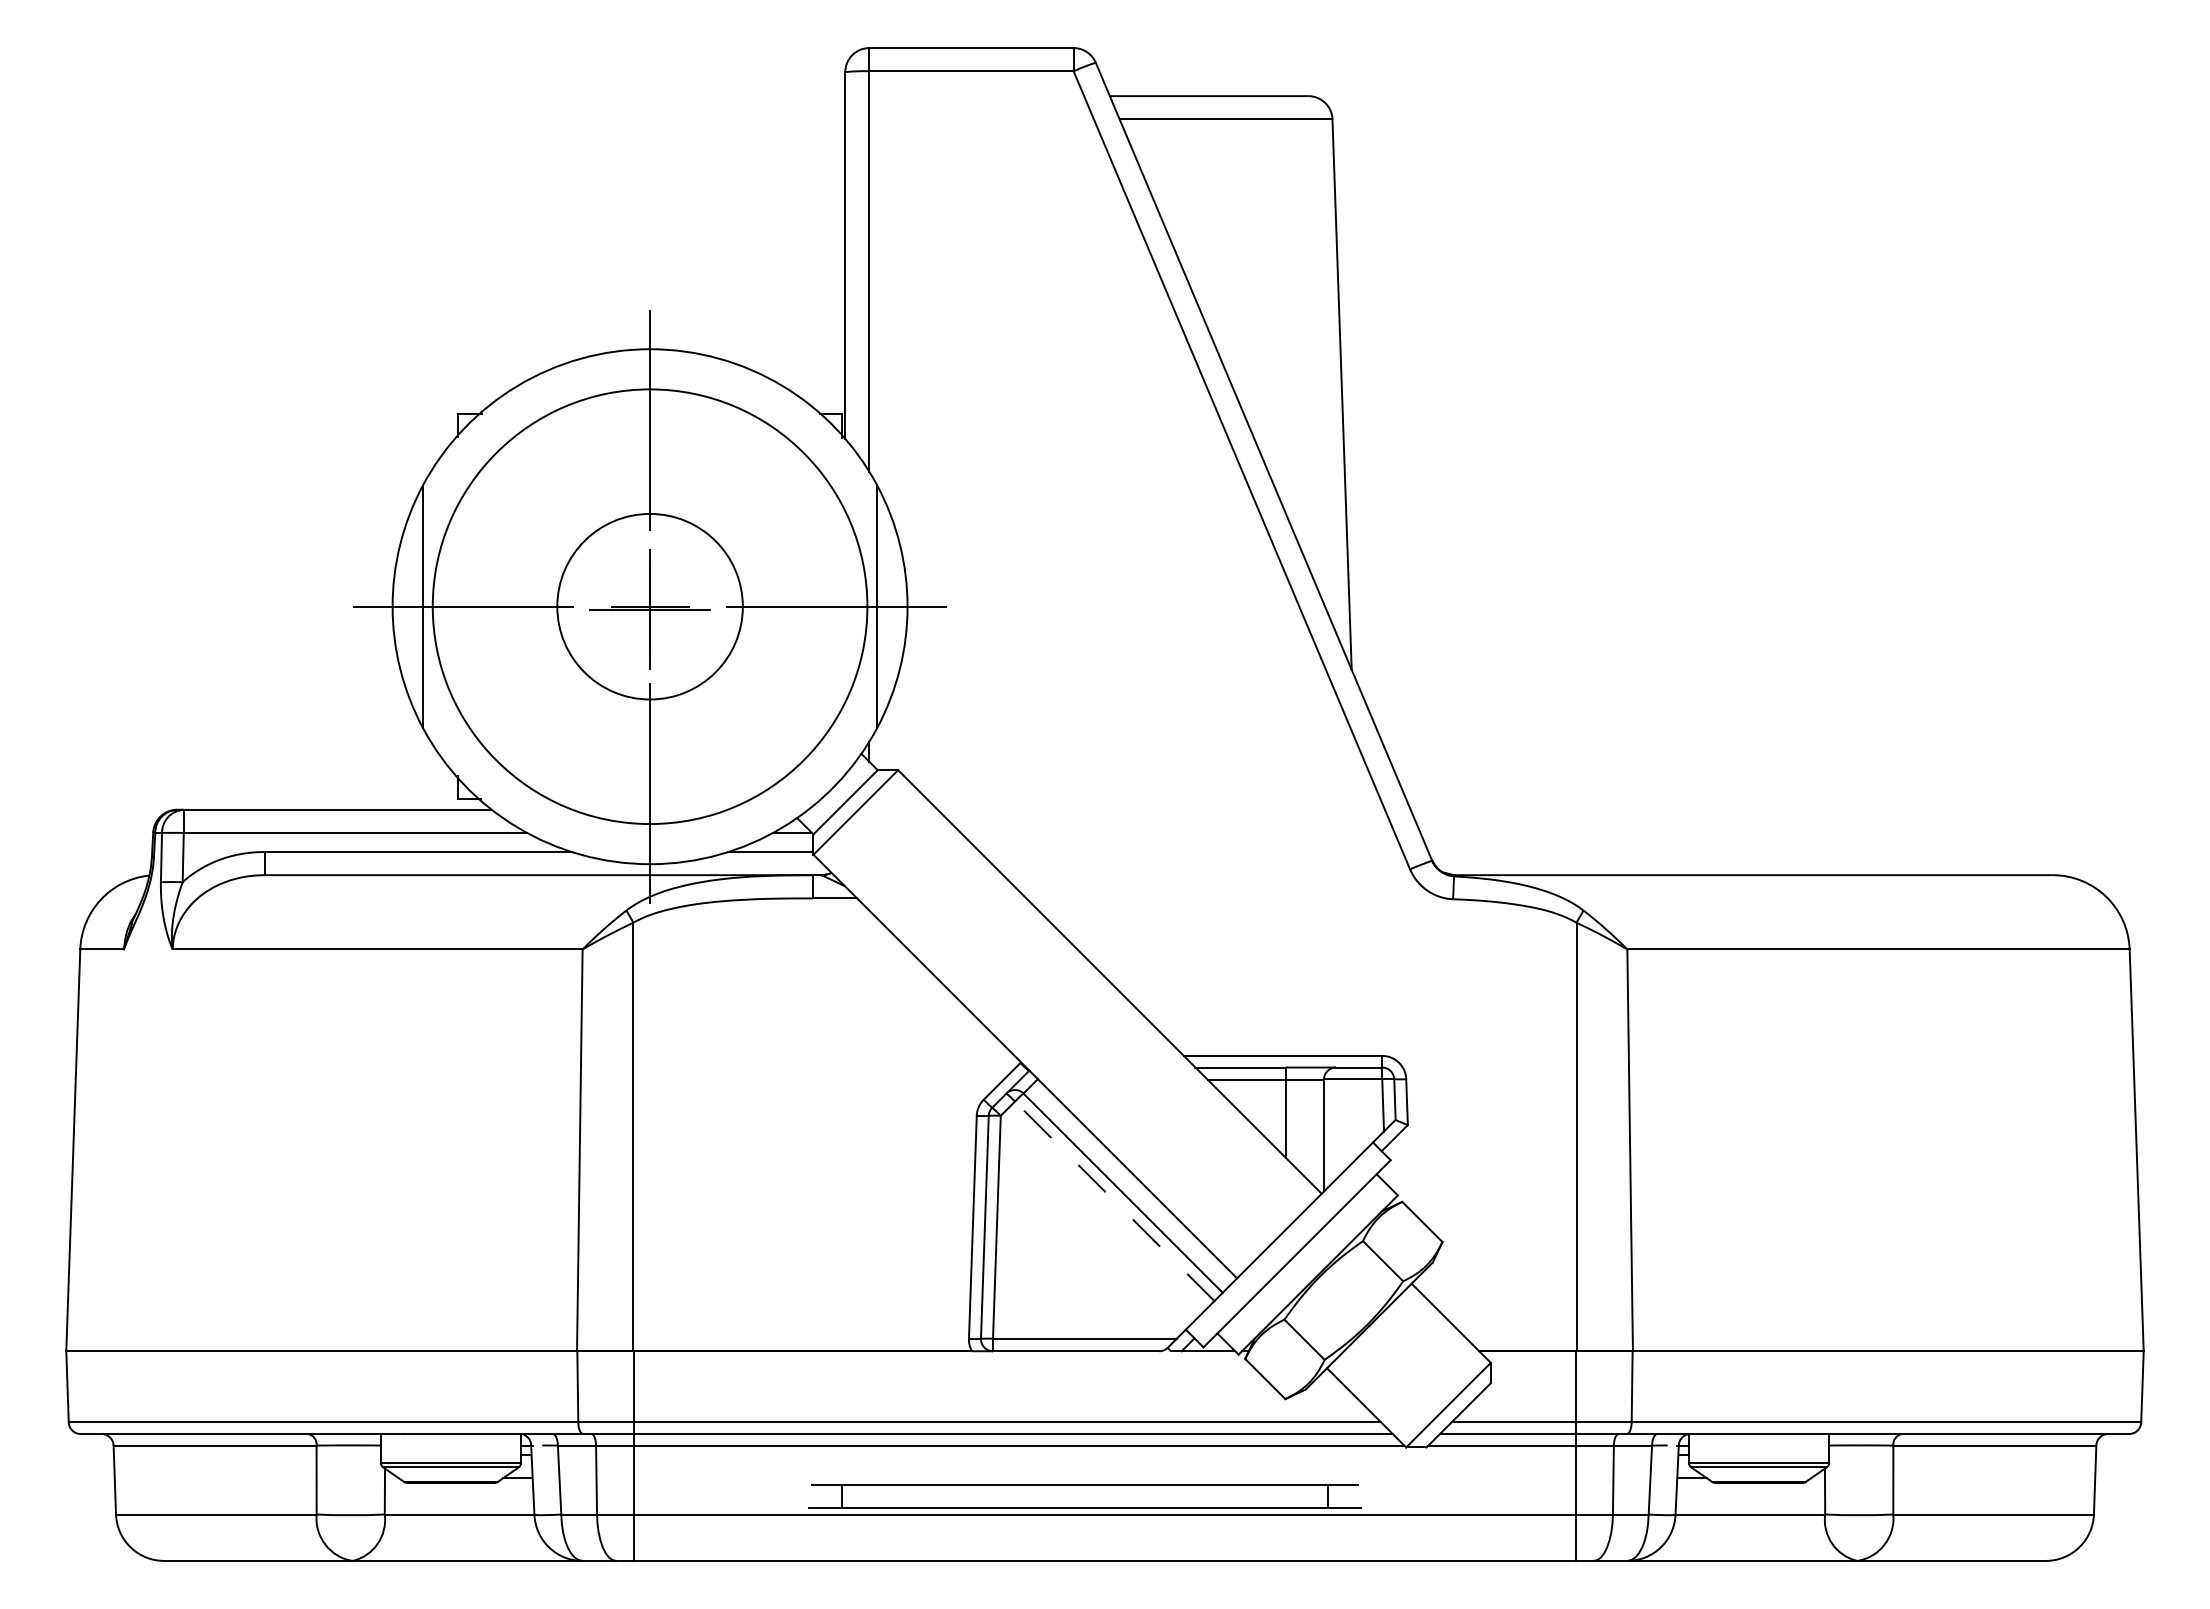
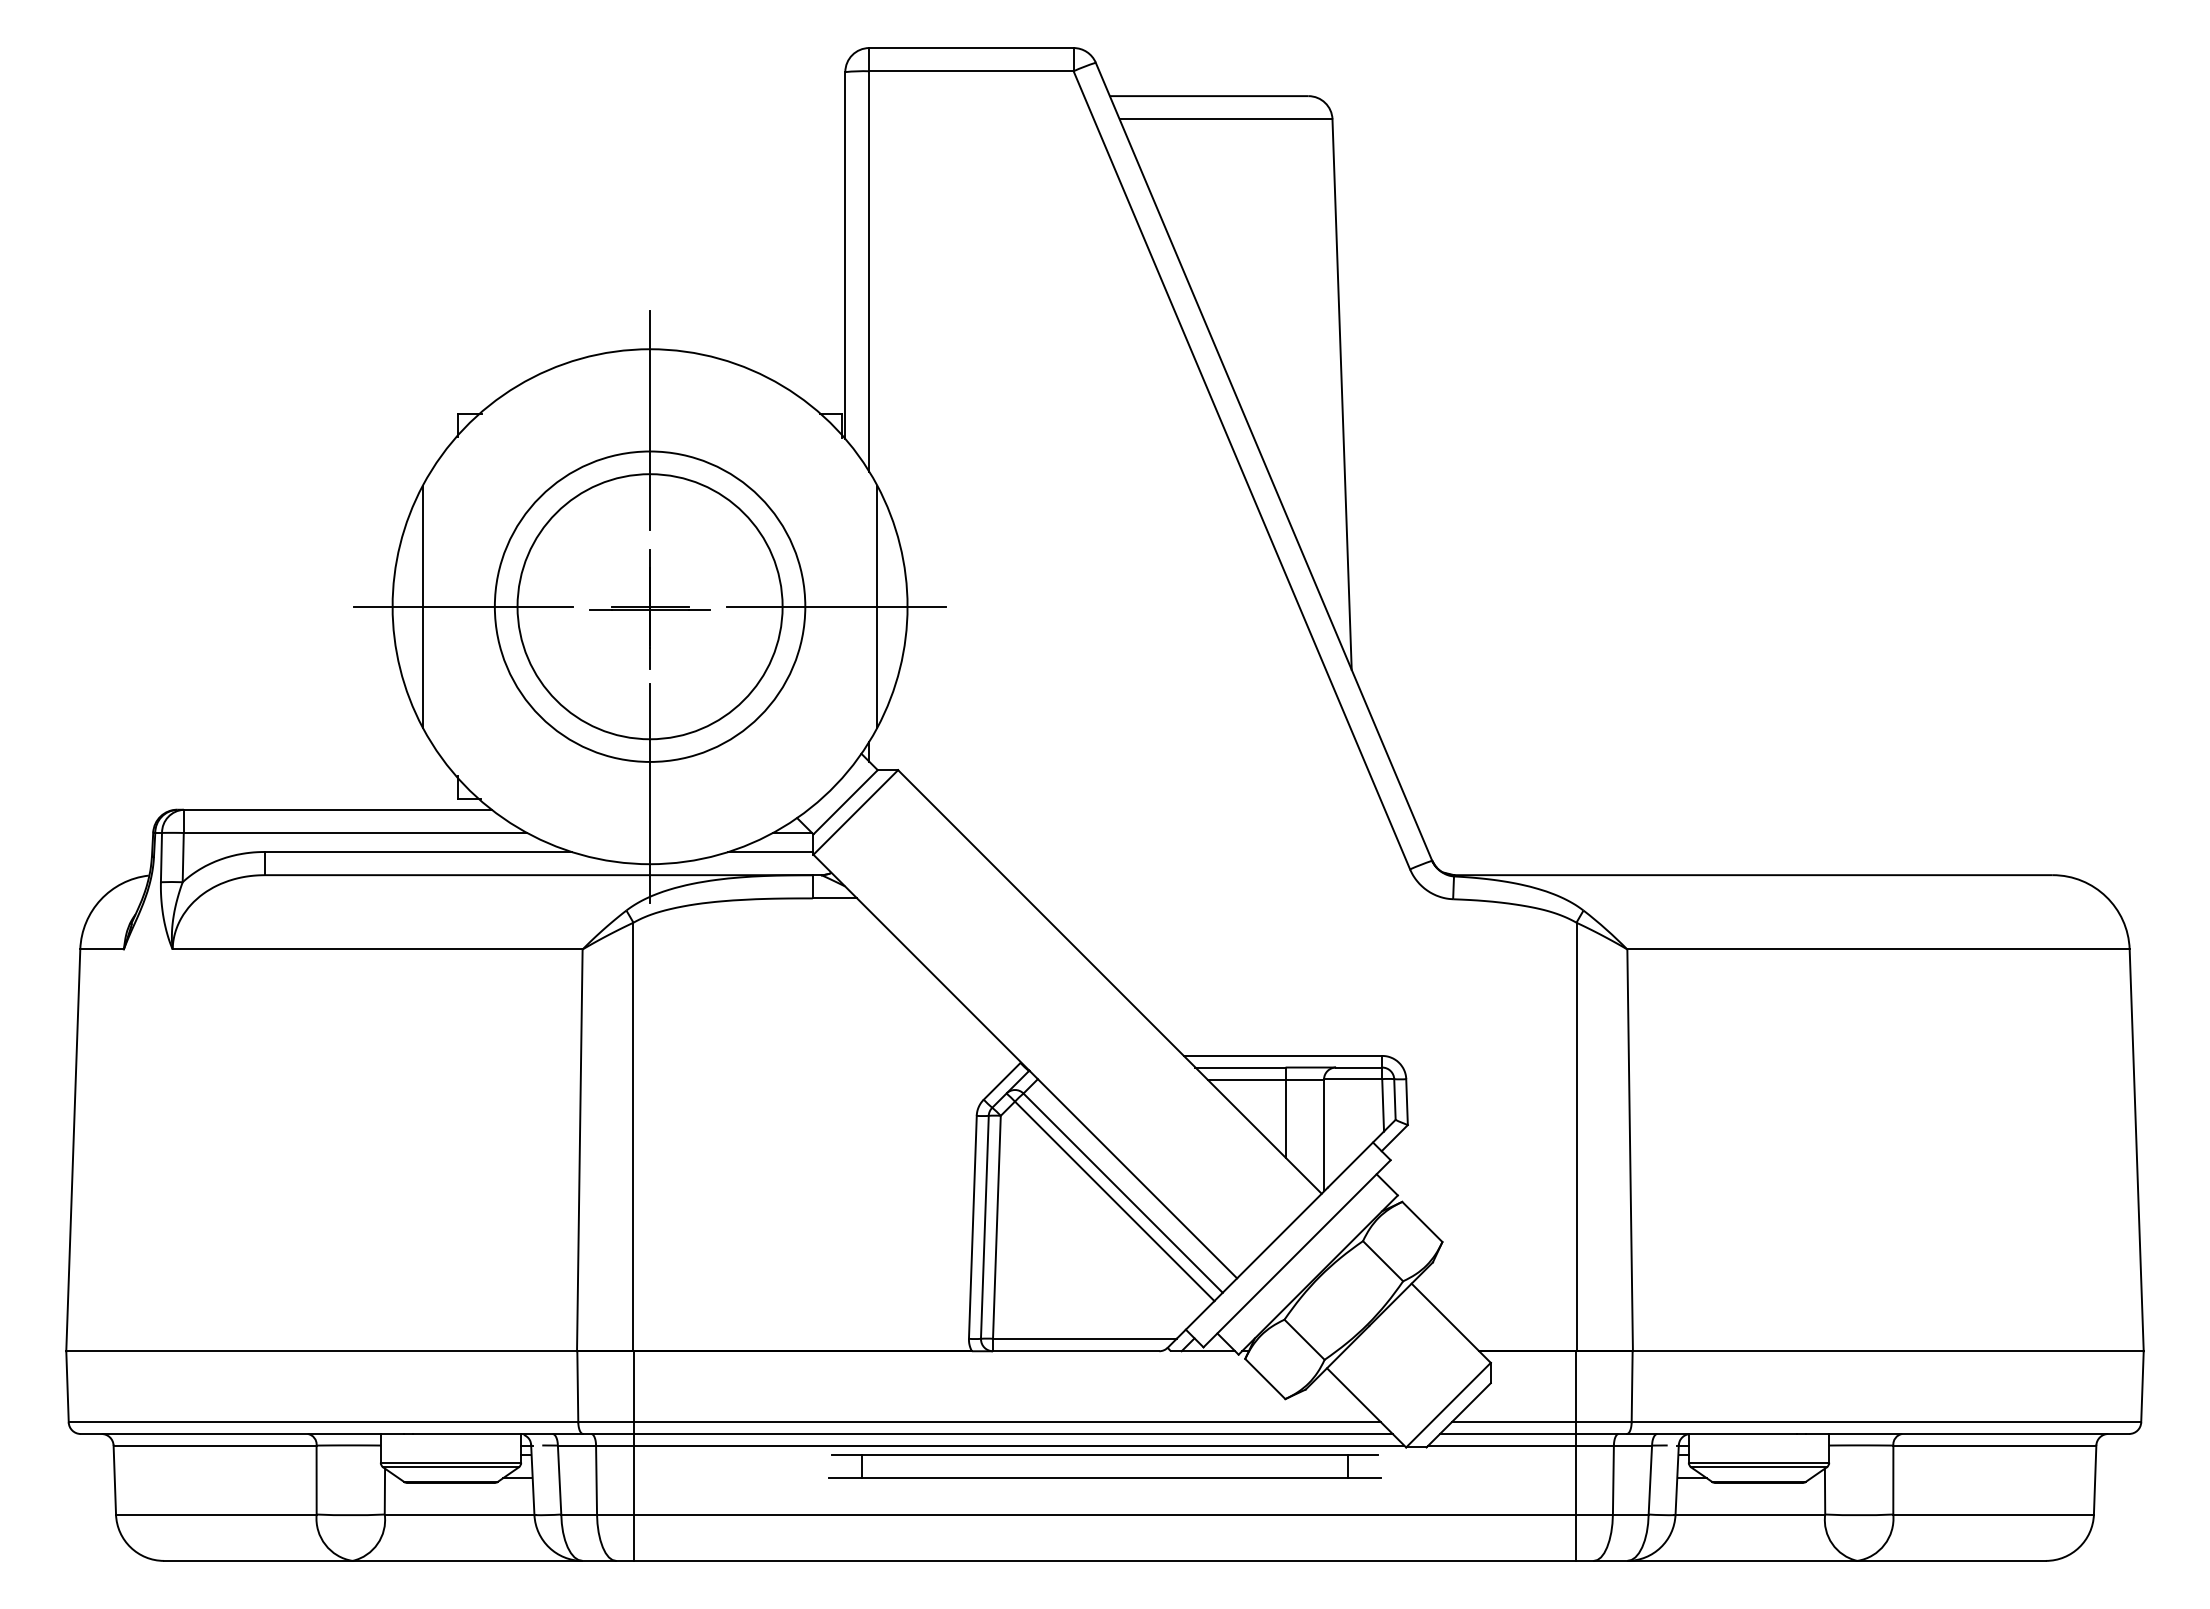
circle diameter: 186 px -> 265 px (649, 606)
circle diameter: 435 px -> 310 px (649, 606)
line: dashed -> solid (1114, 1201)
part position: (1084, 1496) -> (1104, 1466) (1104, 1466)
